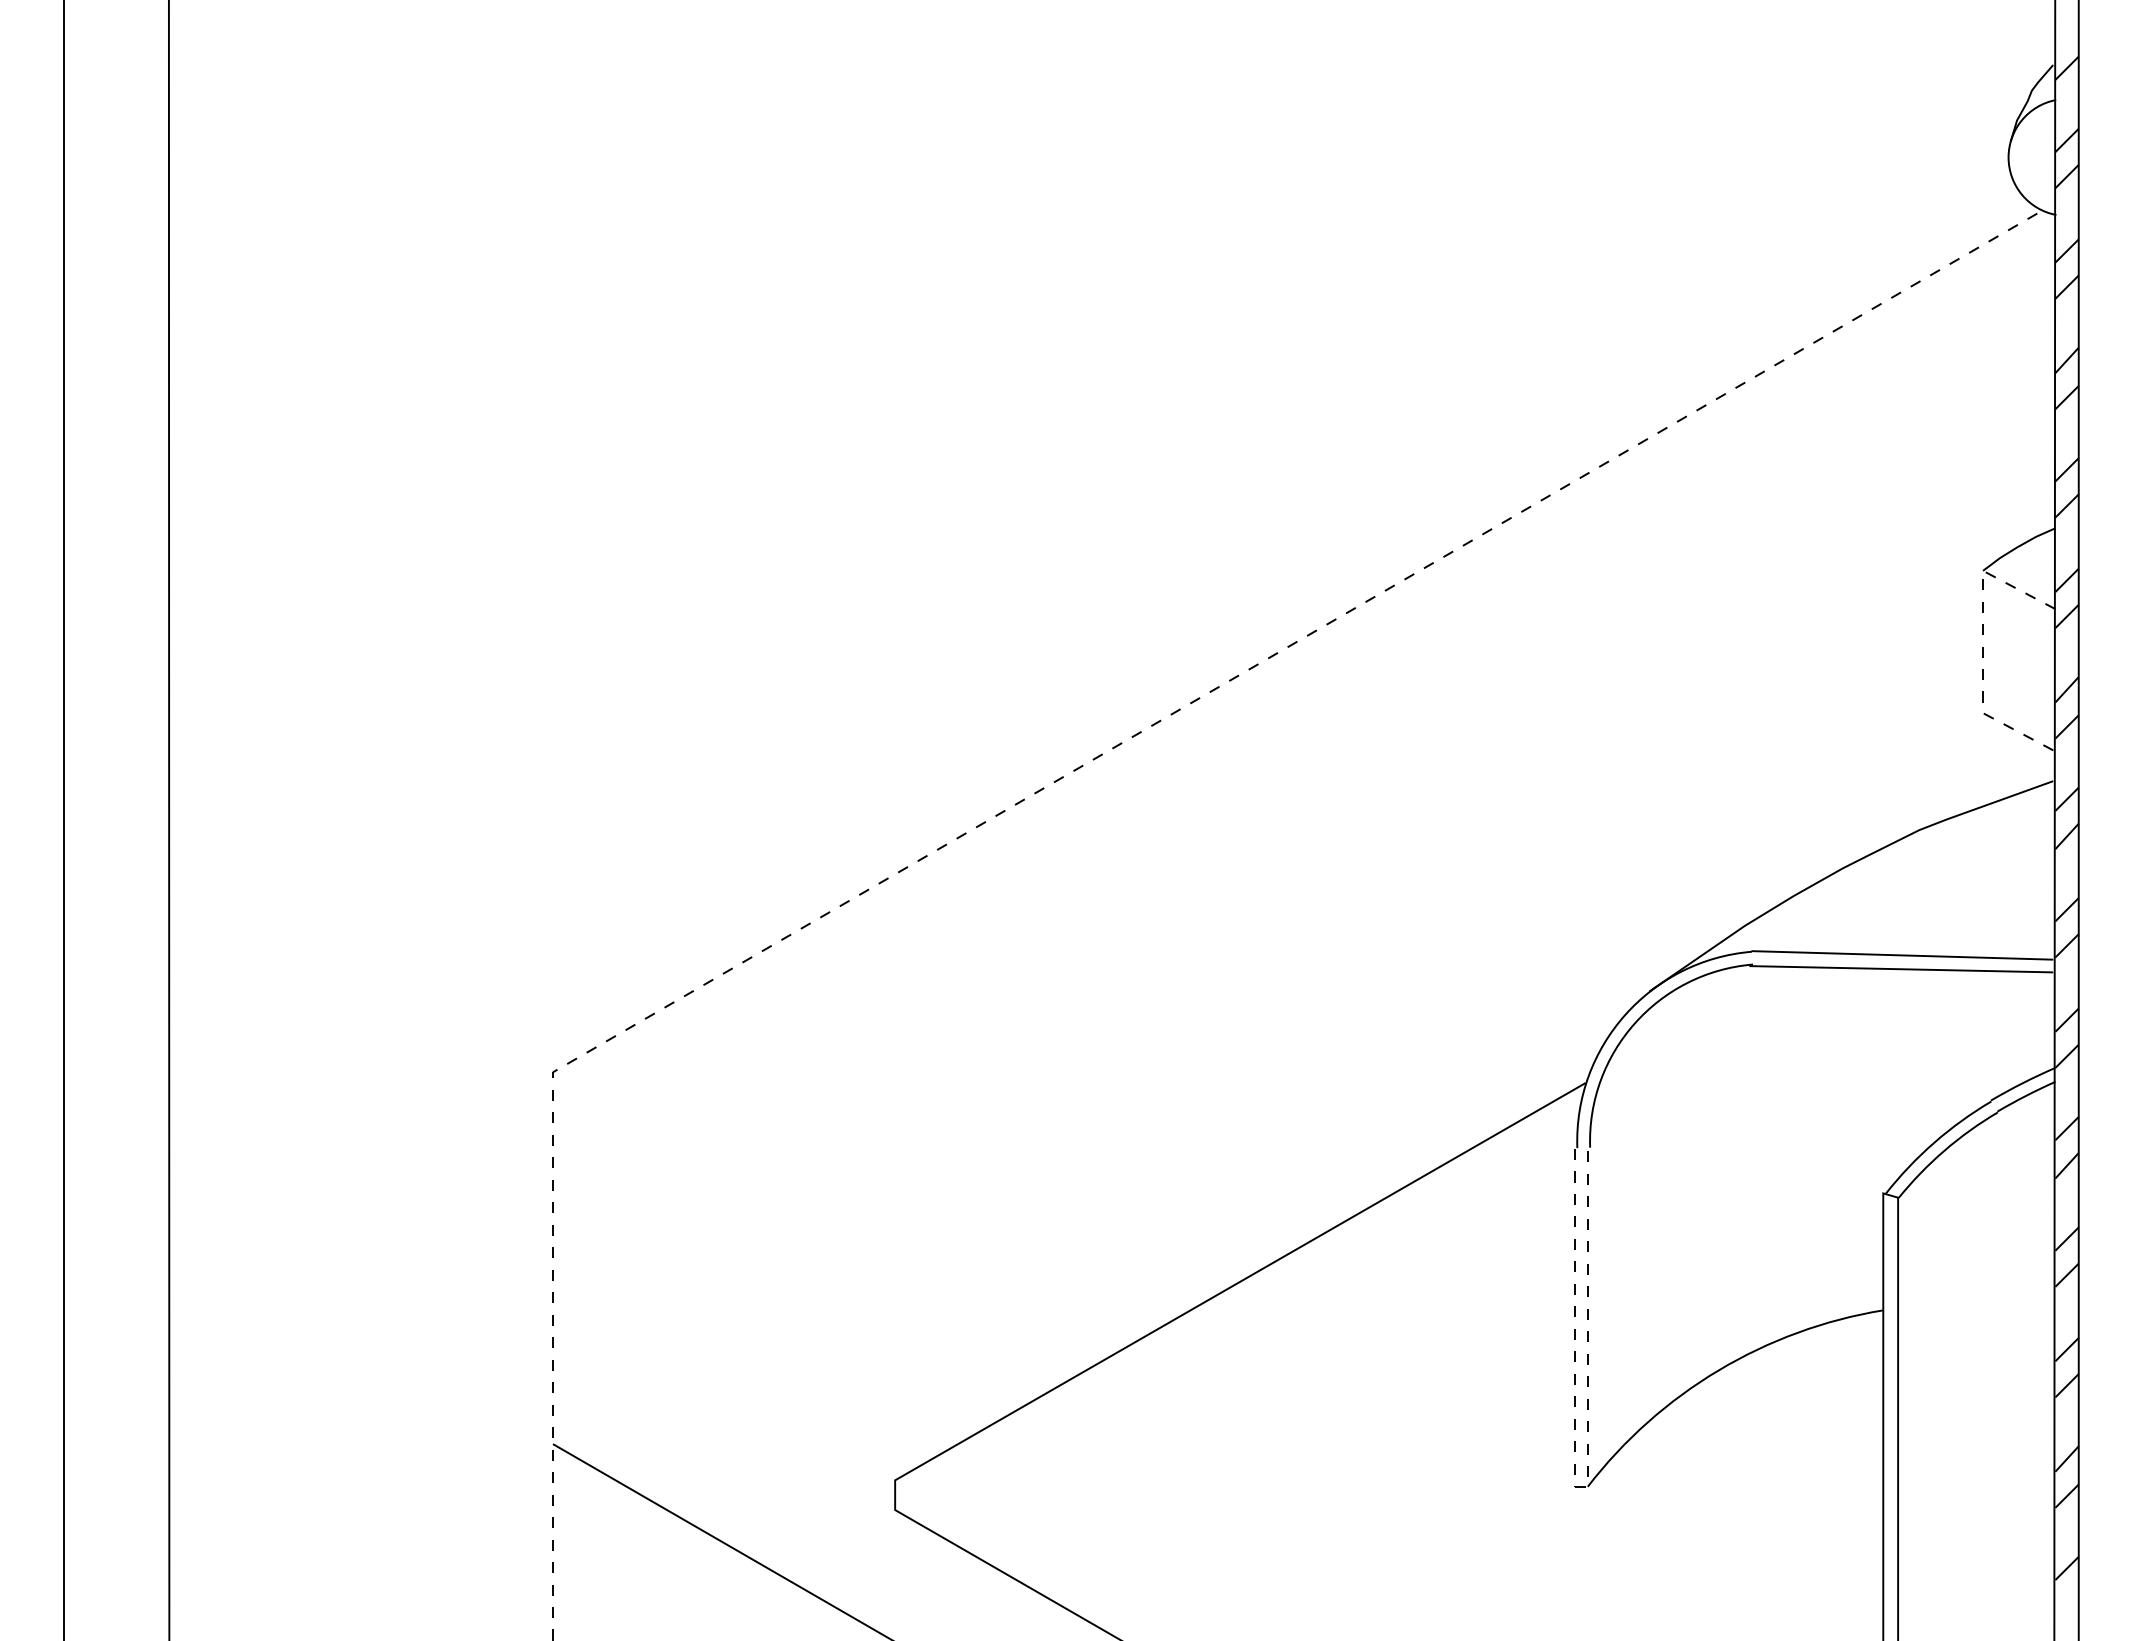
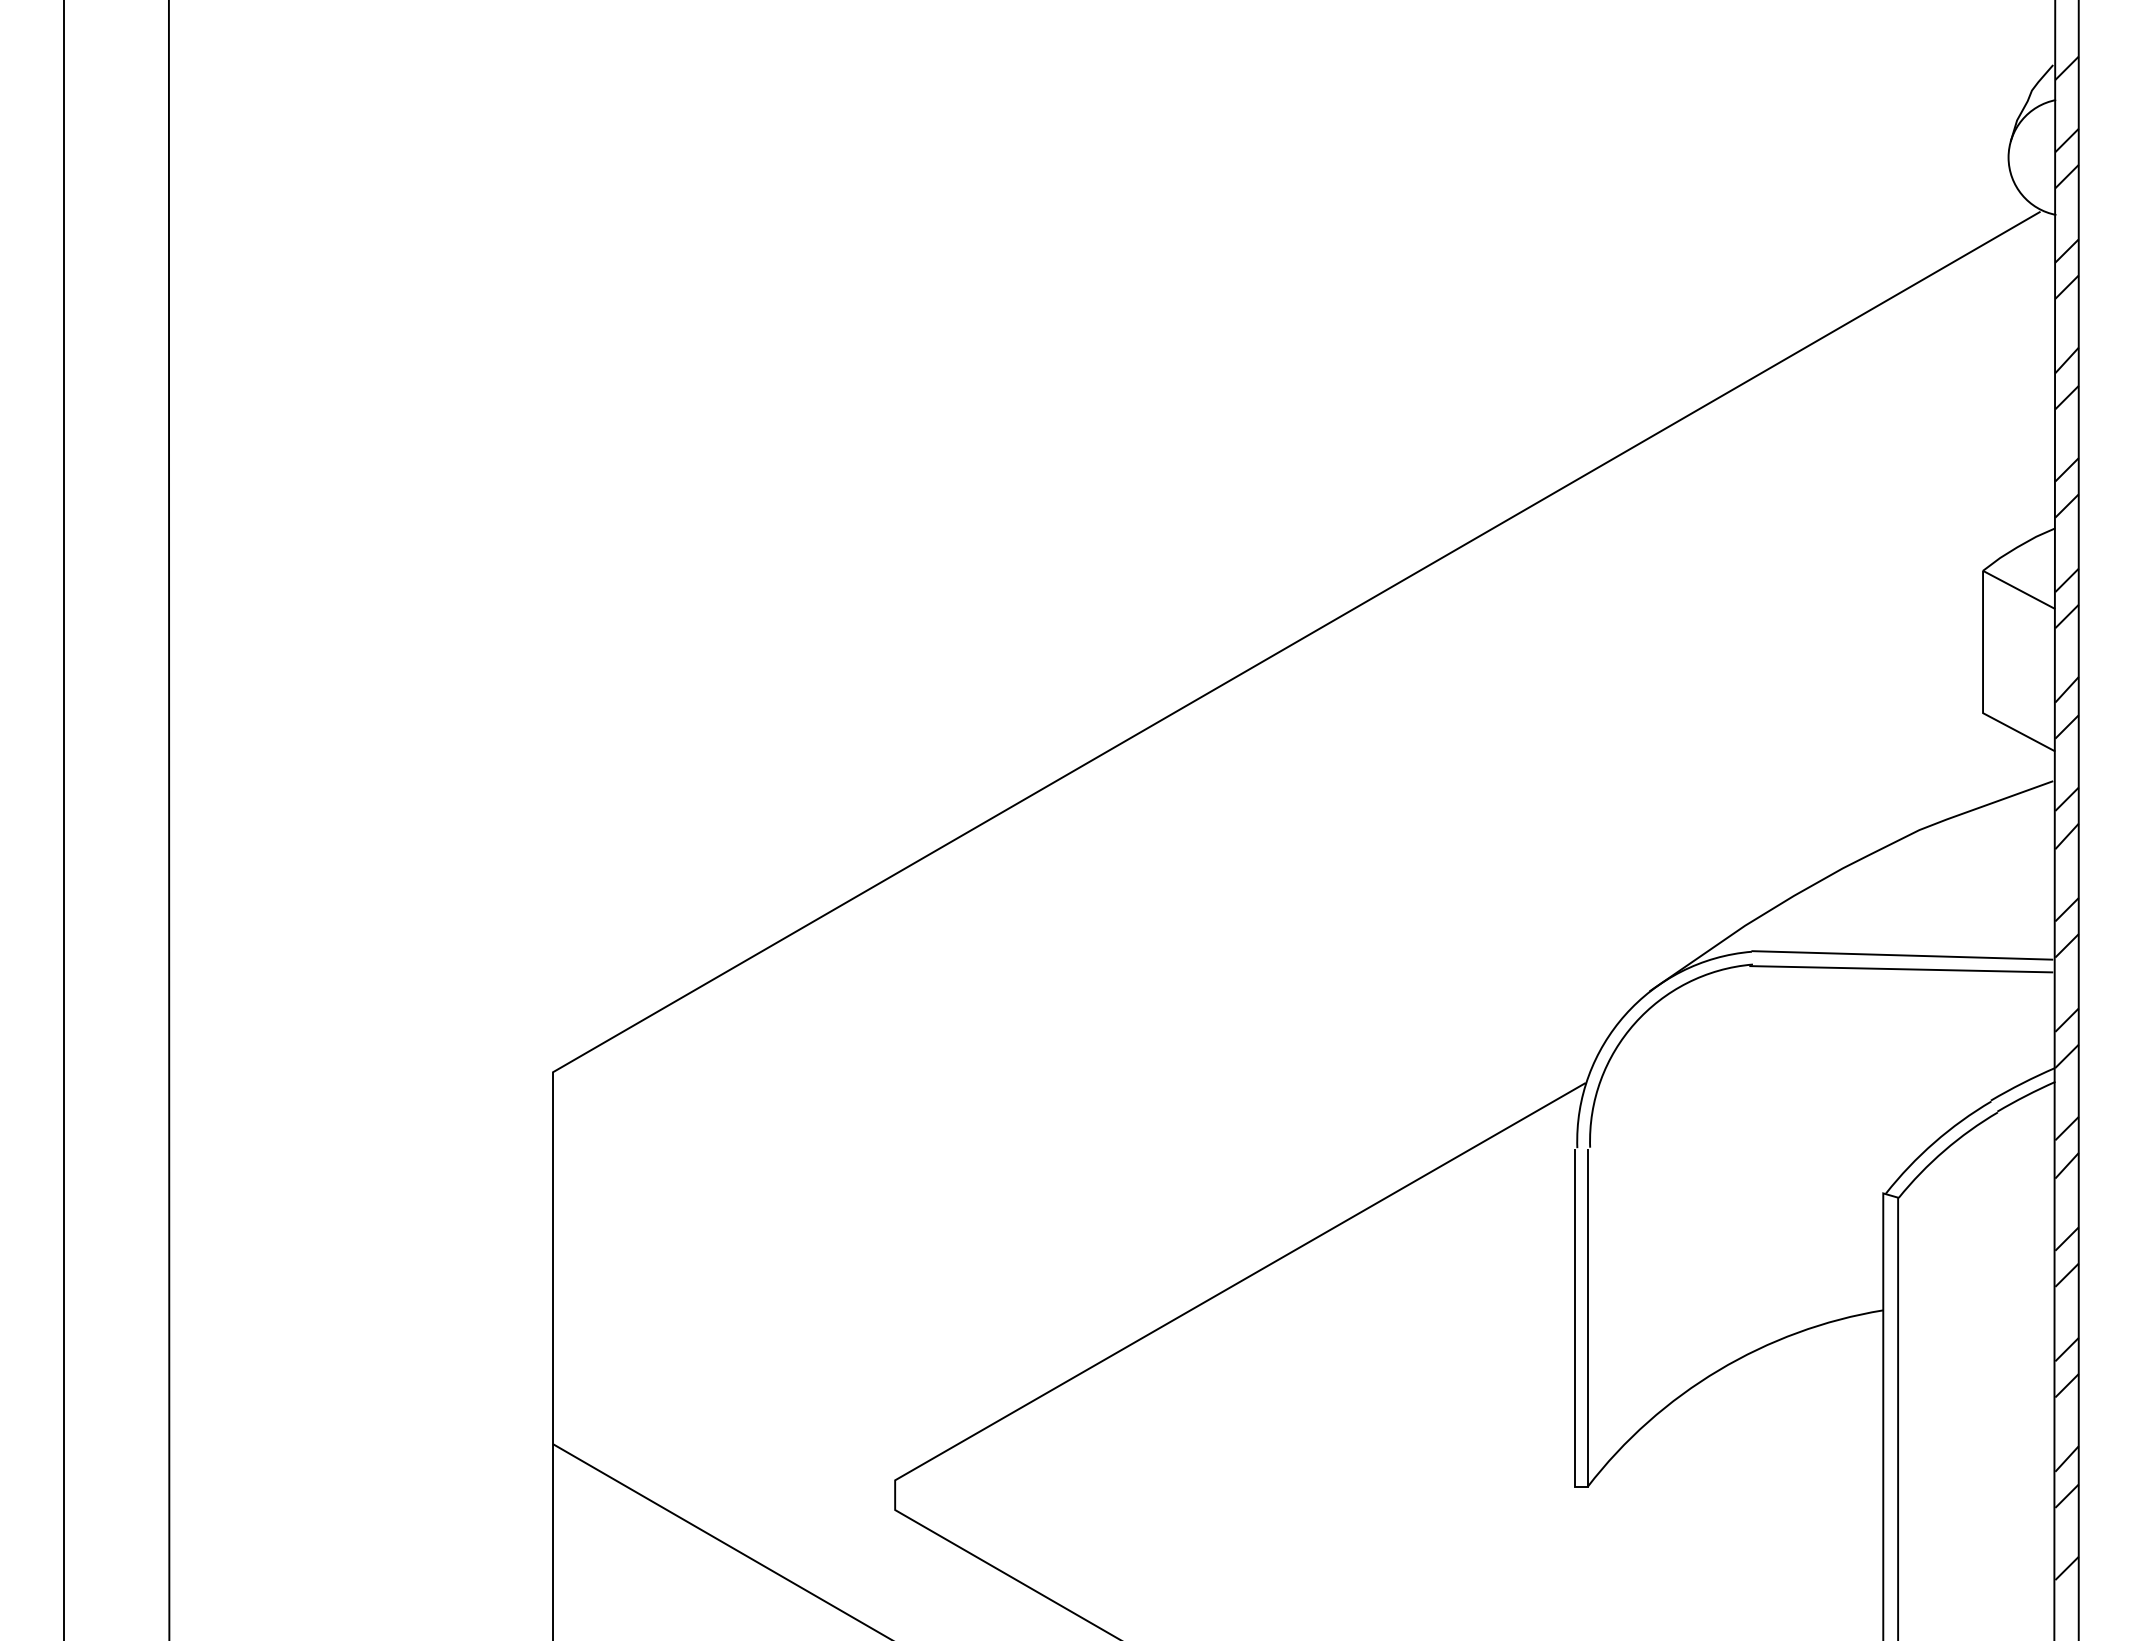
line: dashed -> solid (1983, 642)
line: dashed -> solid (1050, 784)
line: dashed -> solid (1581, 1486)
